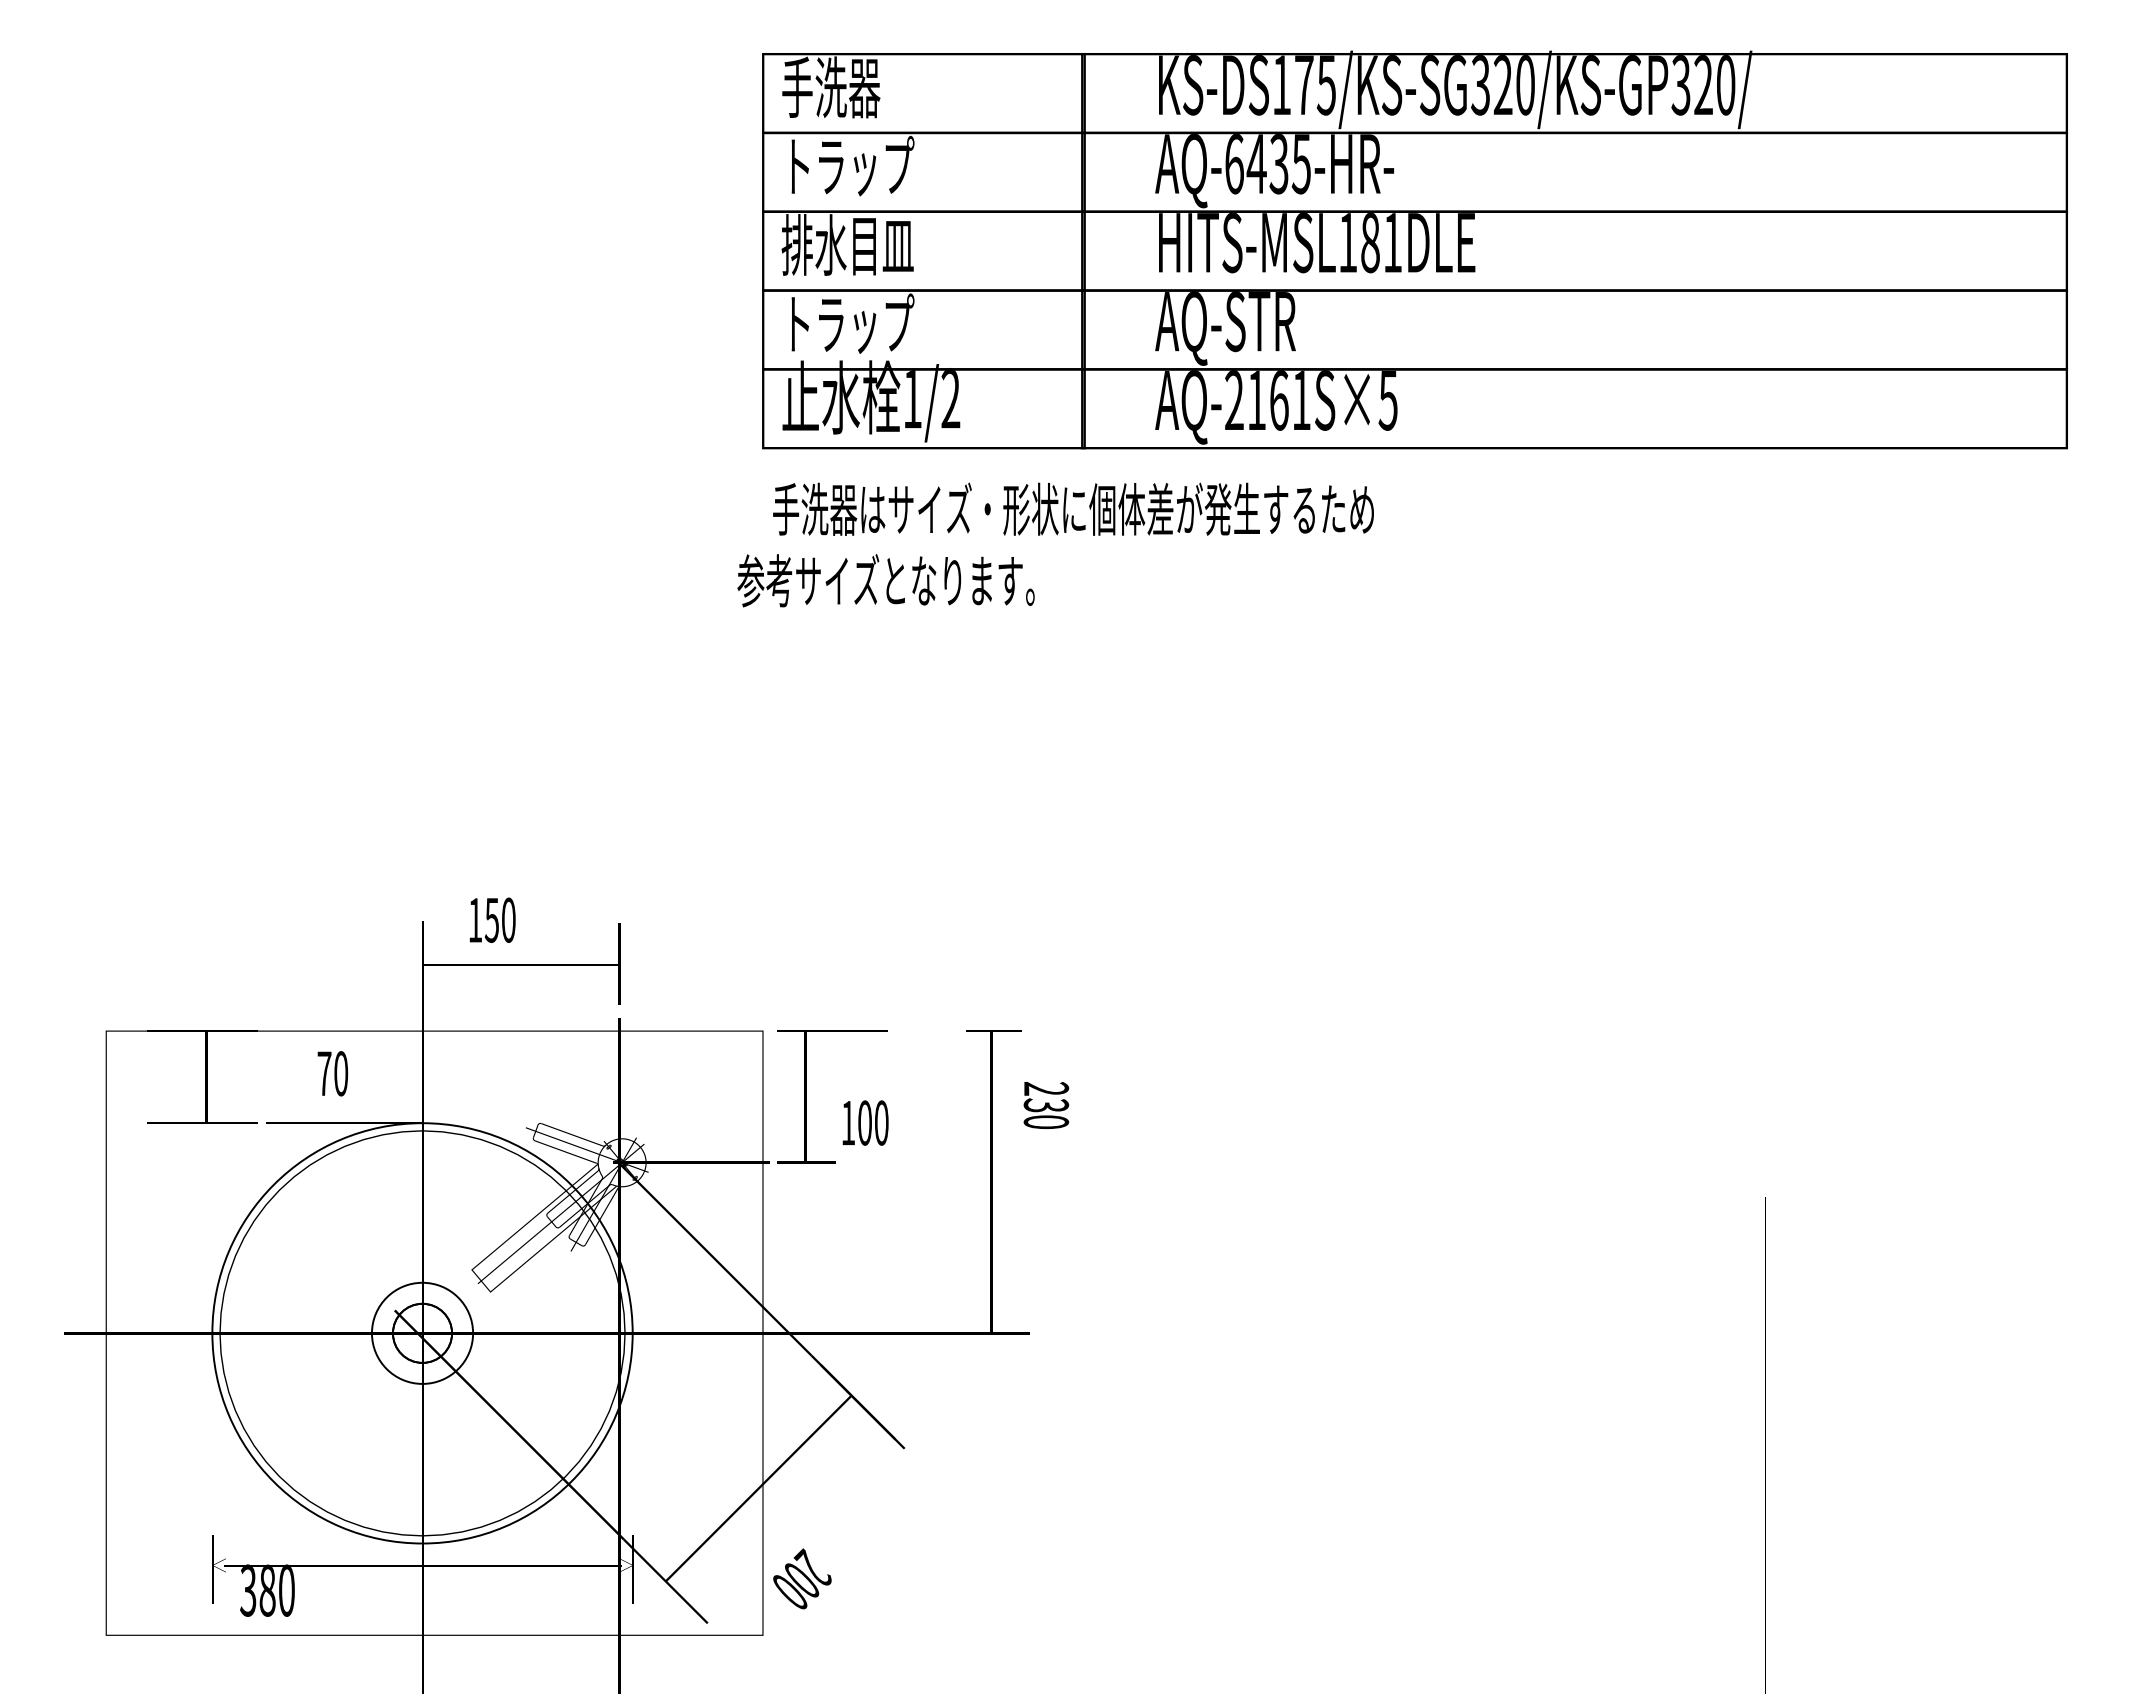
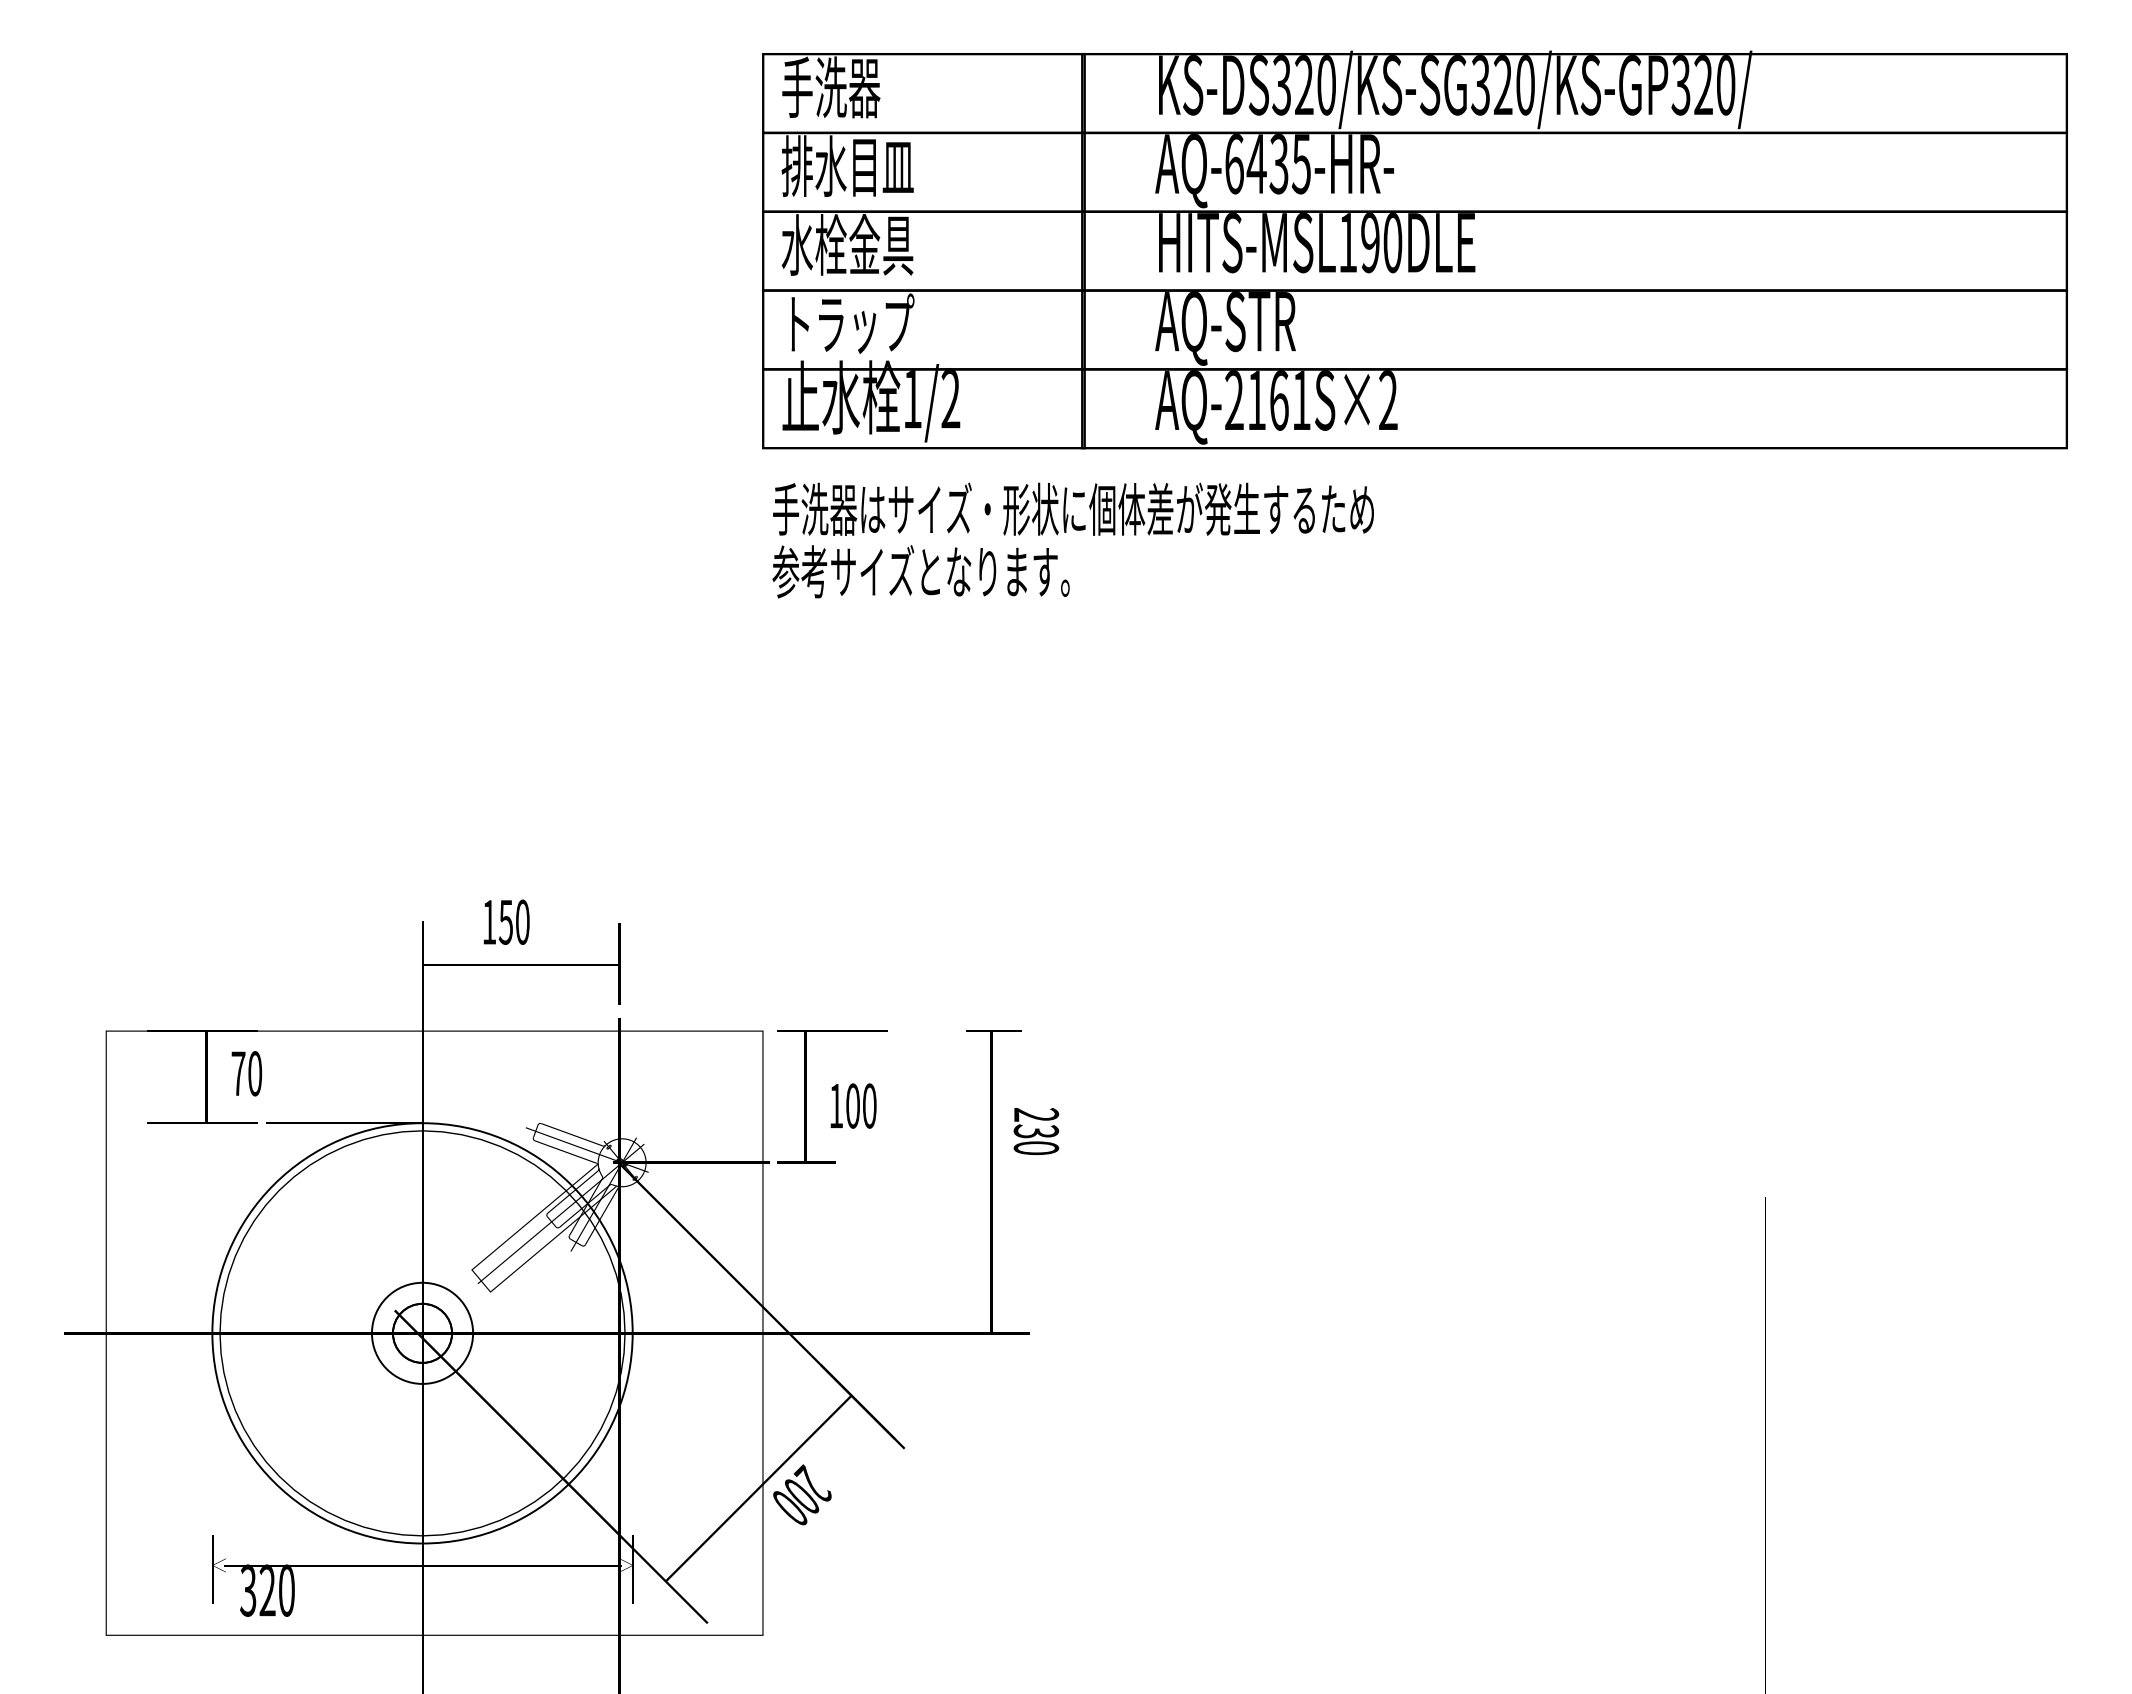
text: KS-DS175/KS-SG320/KS-GP320/ -> KS-DS320/KS-SG320/KS-GP320/ (1303, 85)
text: トラップ -> 排水目皿 (847, 166)
text: HITS-MSL181DLE -> HITS-MSL190DLE (1381, 243)
text: 排水目皿 -> 水栓金具 (847, 244)
text: AQ-2161S×5 -> AQ-2161S×2 (1387, 400)
text position: (885, 580) -> (920, 571) (920, 571)
text position: (492, 919) -> (506, 921) (506, 921)
text position: (332, 1073) -> (246, 1073) (246, 1073)
text position: (1046, 1105) -> (1036, 1131) (1036, 1131)
text position: (865, 1122) -> (853, 1105) (853, 1105)
text position: (802, 1578) -> (802, 1494) (802, 1494)
text: 380 -> 320 (267, 1590)
